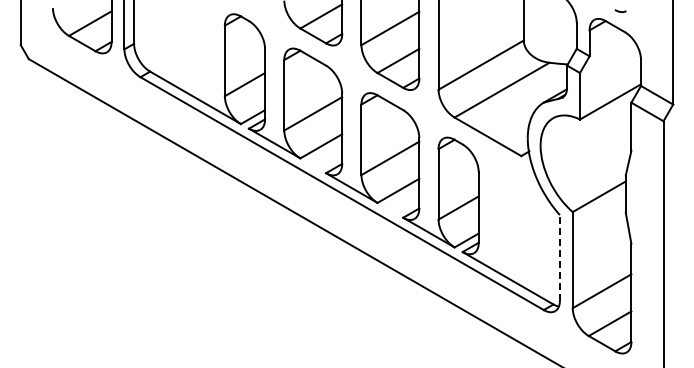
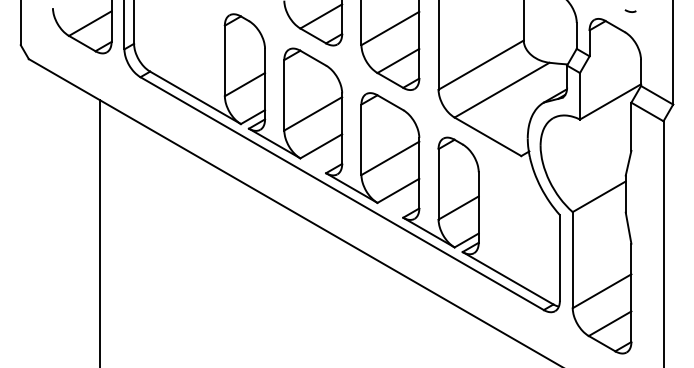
curve position: (619, 10) -> (629, 10) (629, 10)
line: none -> present (99, 231)
line: dashed -> solid (559, 257)
